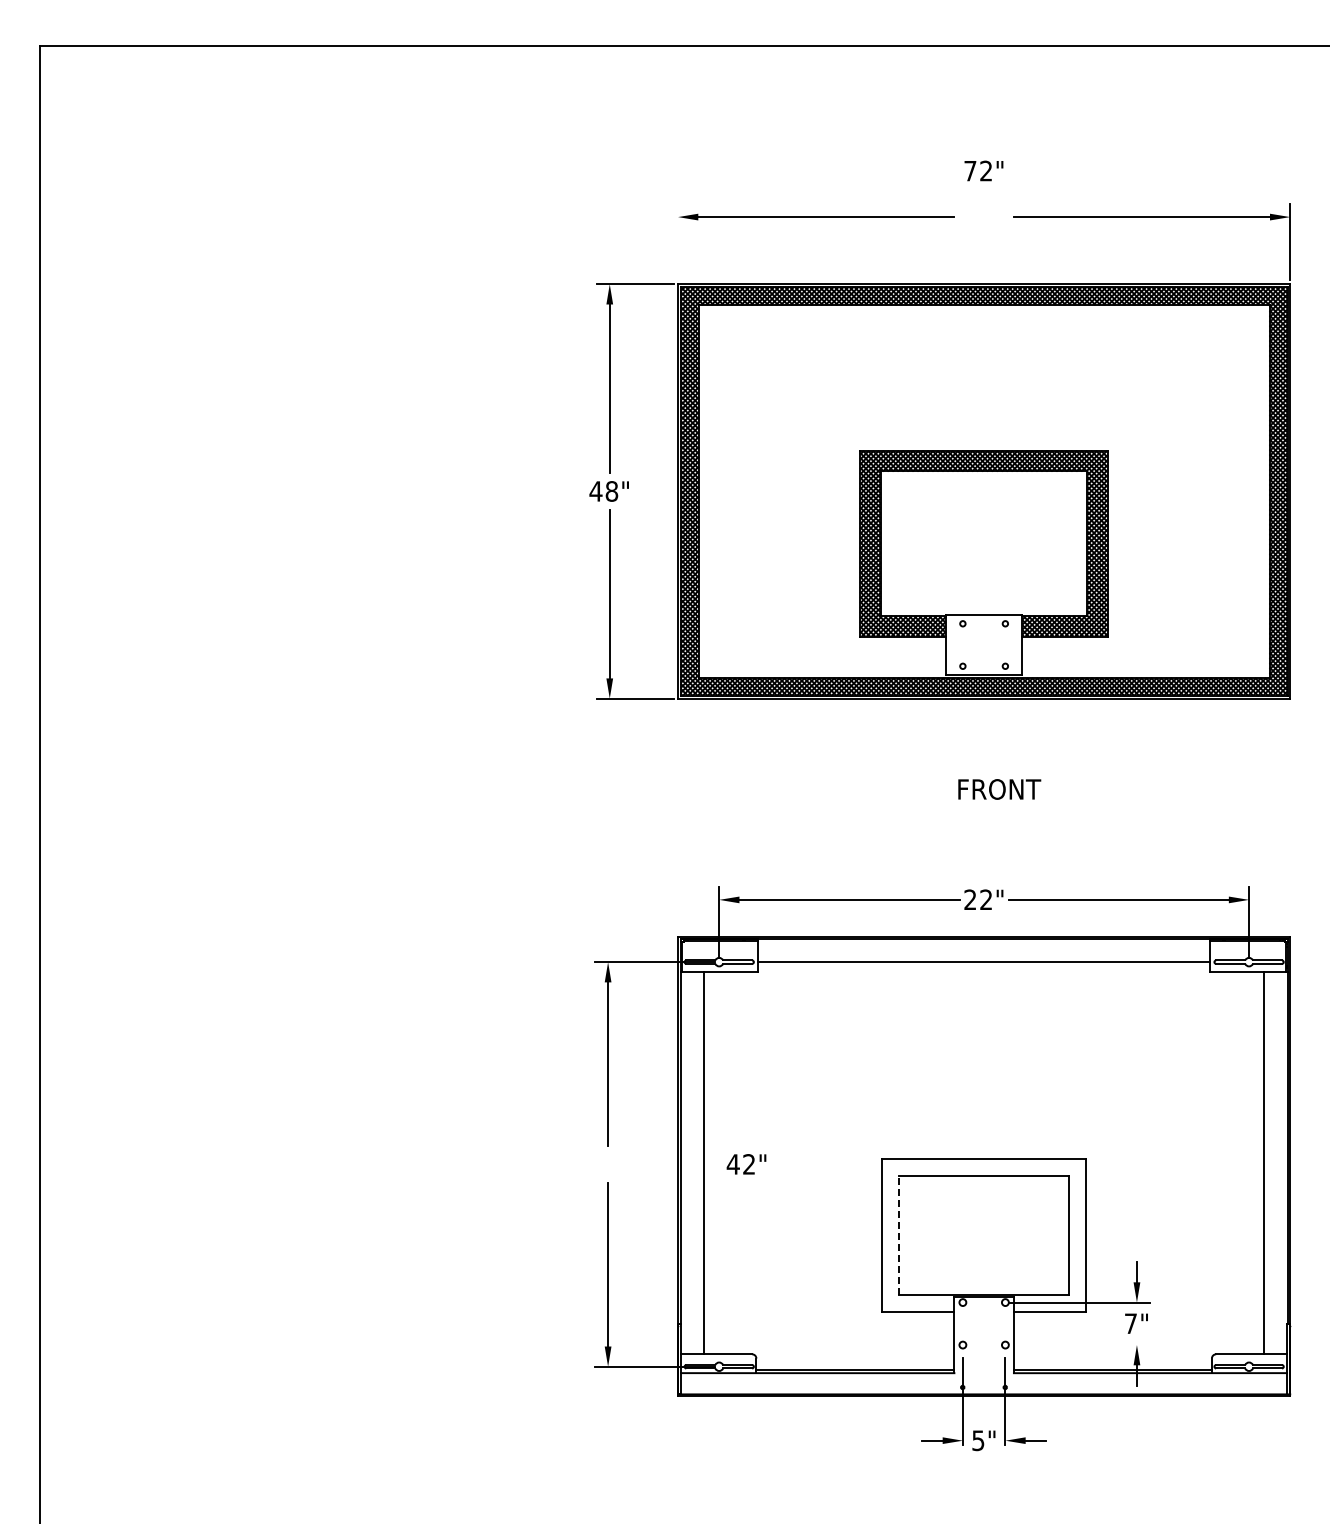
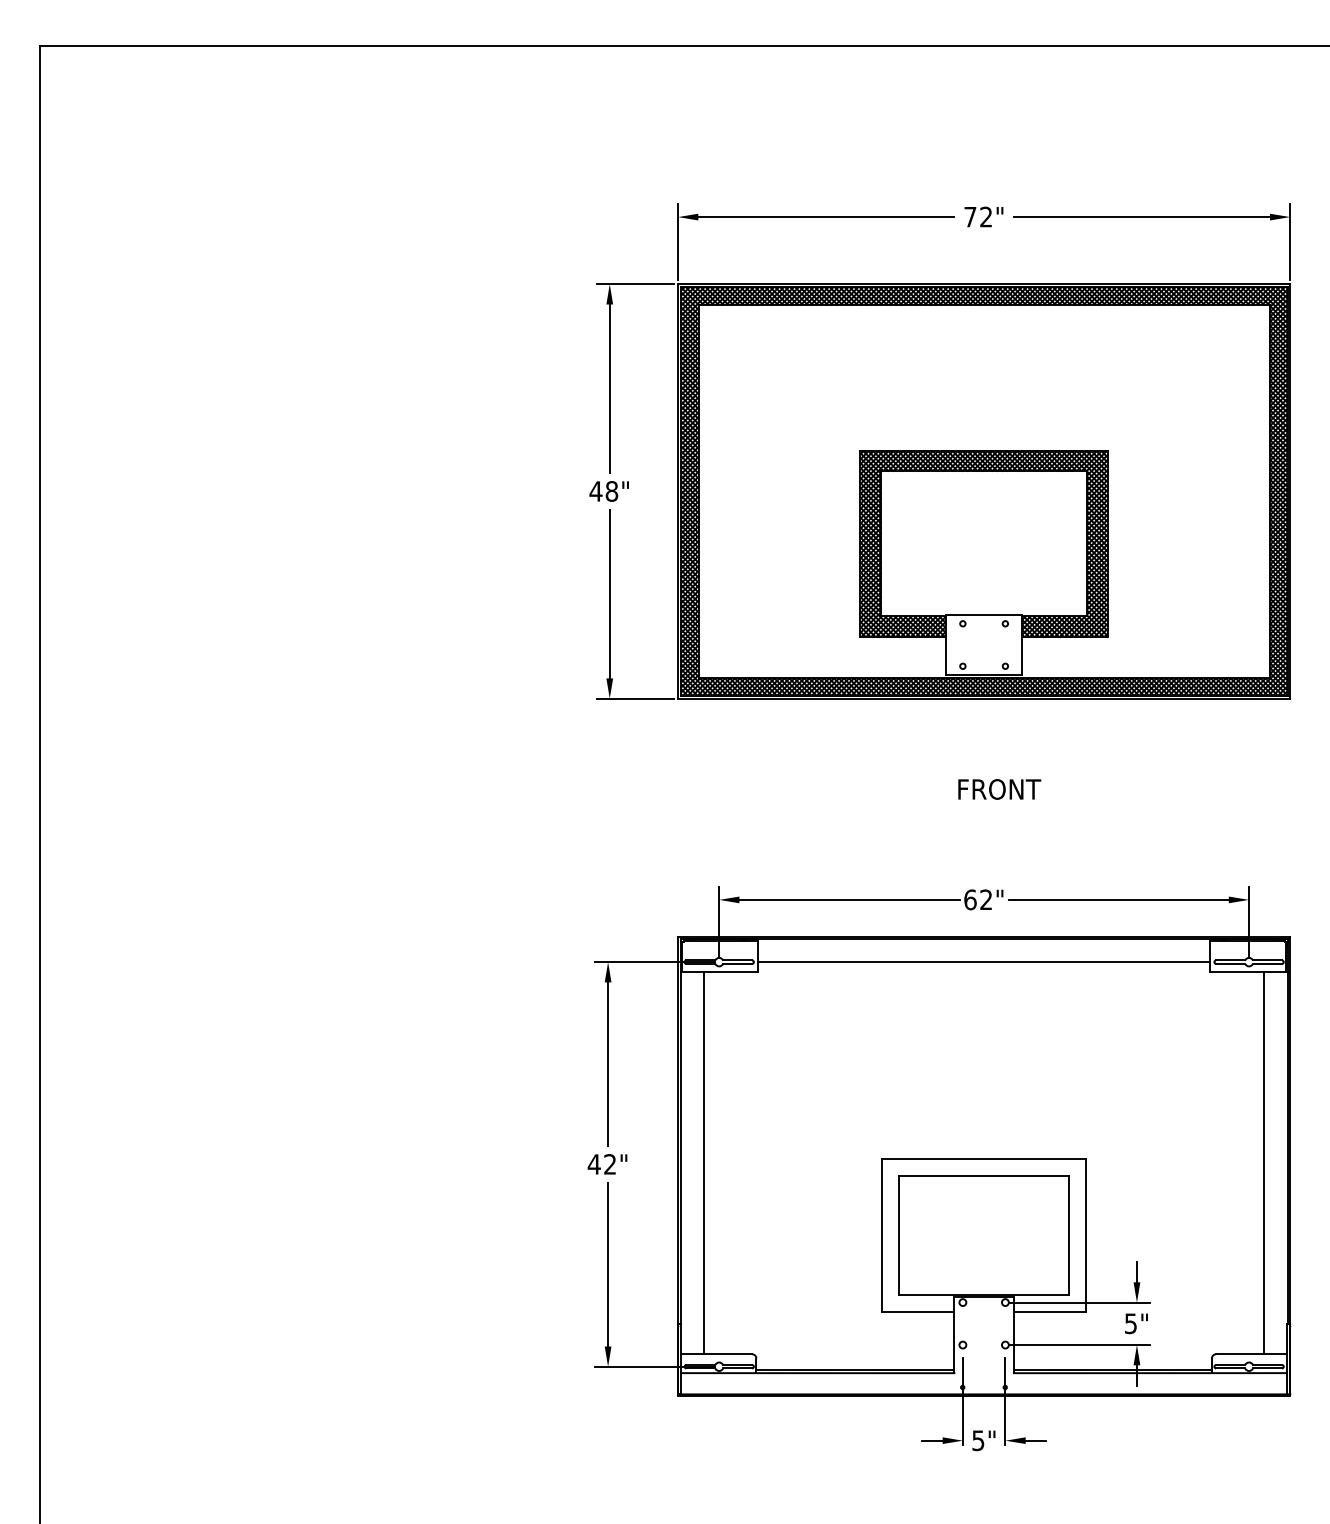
text position: (983, 170) -> (983, 216) (983, 216)
line: none -> present (678, 242)
text: 22" -> 62" (970, 899)
text position: (746, 1164) -> (607, 1164) (607, 1164)
line: dashed -> solid (899, 1235)
text: 7" -> 5" (1130, 1323)
line: none -> present (1079, 1345)
